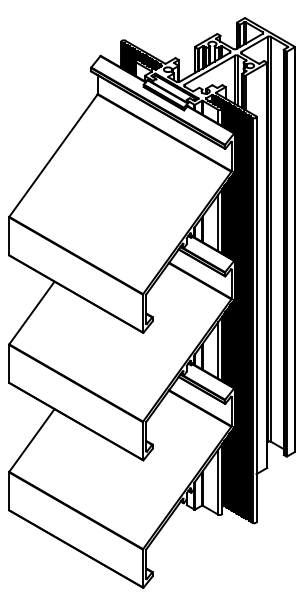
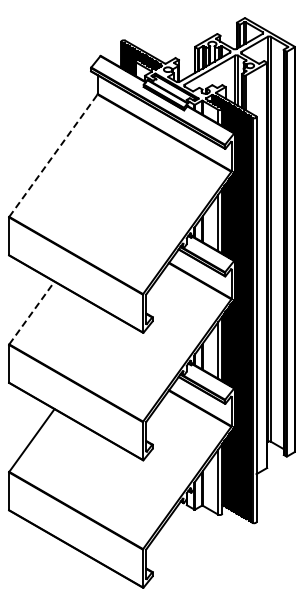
line: solid -> dashed (53, 155)
line: solid -> dashed (31, 313)
